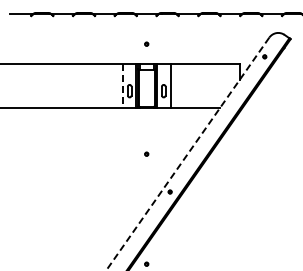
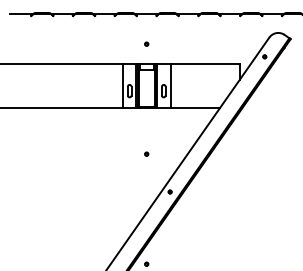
line: dashed -> solid (122, 86)
line: dashed -> solid (187, 154)
